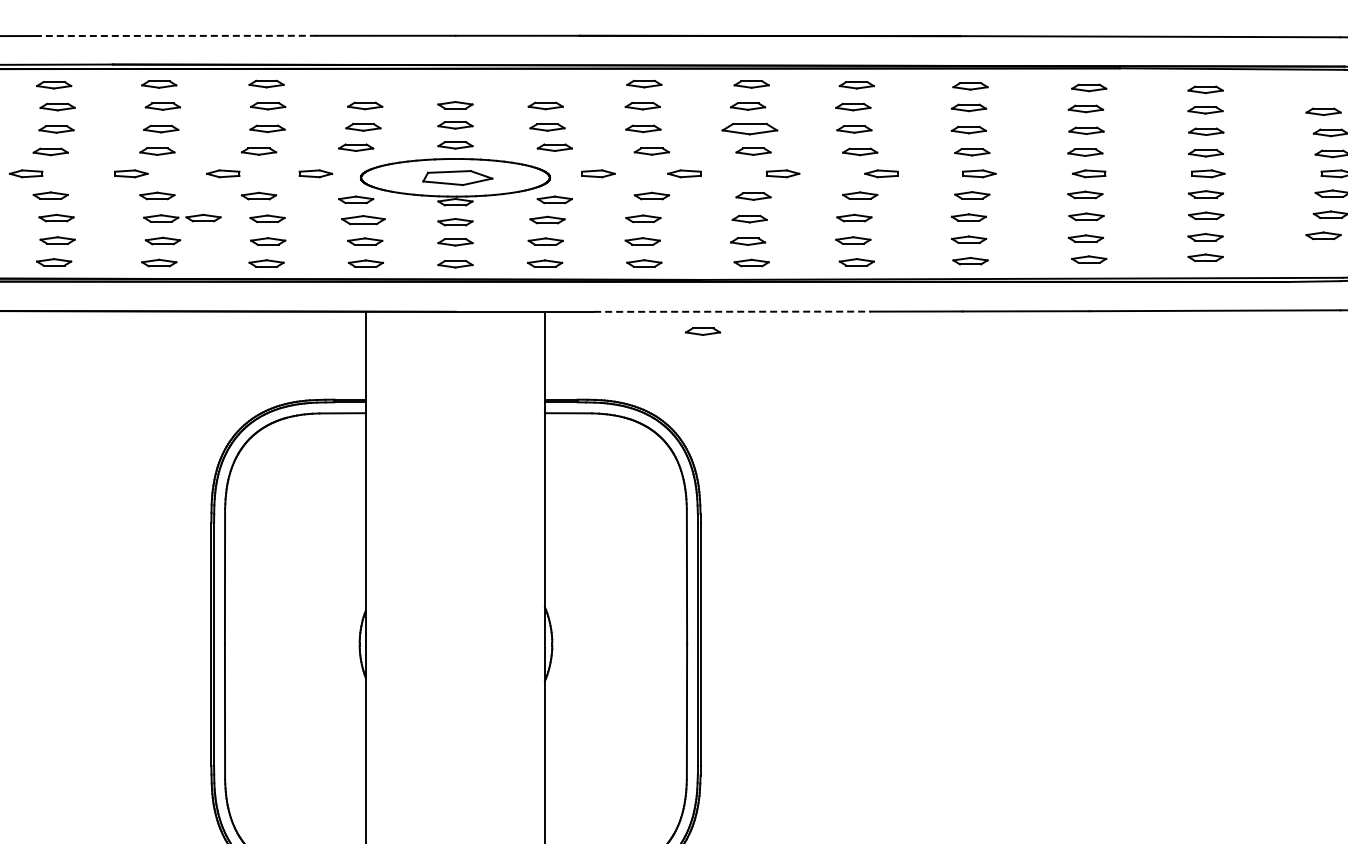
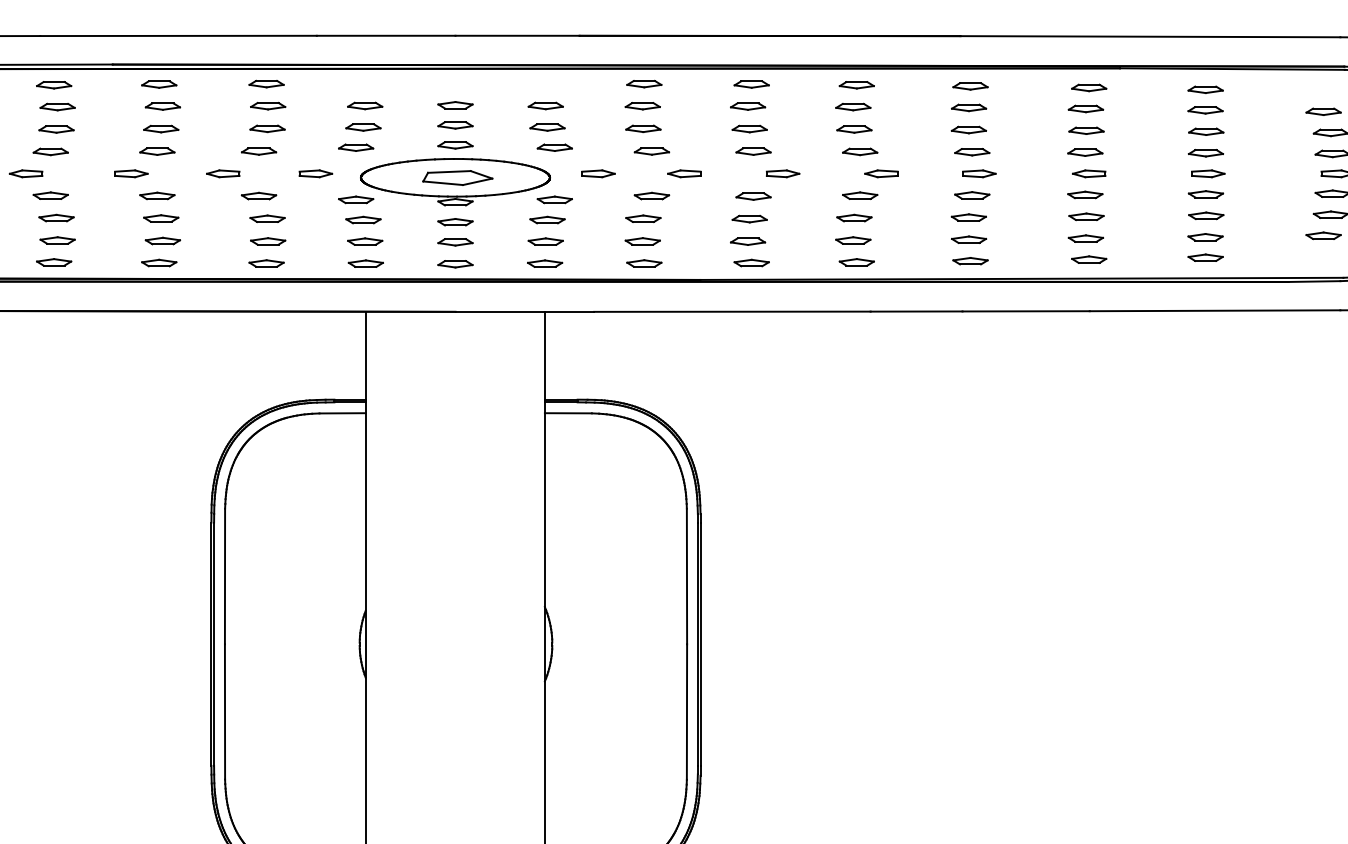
line: dashed -> solid (178, 35)
part size: 58x13 px -> 37x10 px (749, 128)
part: present -> none (203, 217)
part size: 45x11 px -> 37x10 px (363, 219)
line: dashed -> solid (732, 311)
part: present -> none (703, 331)
